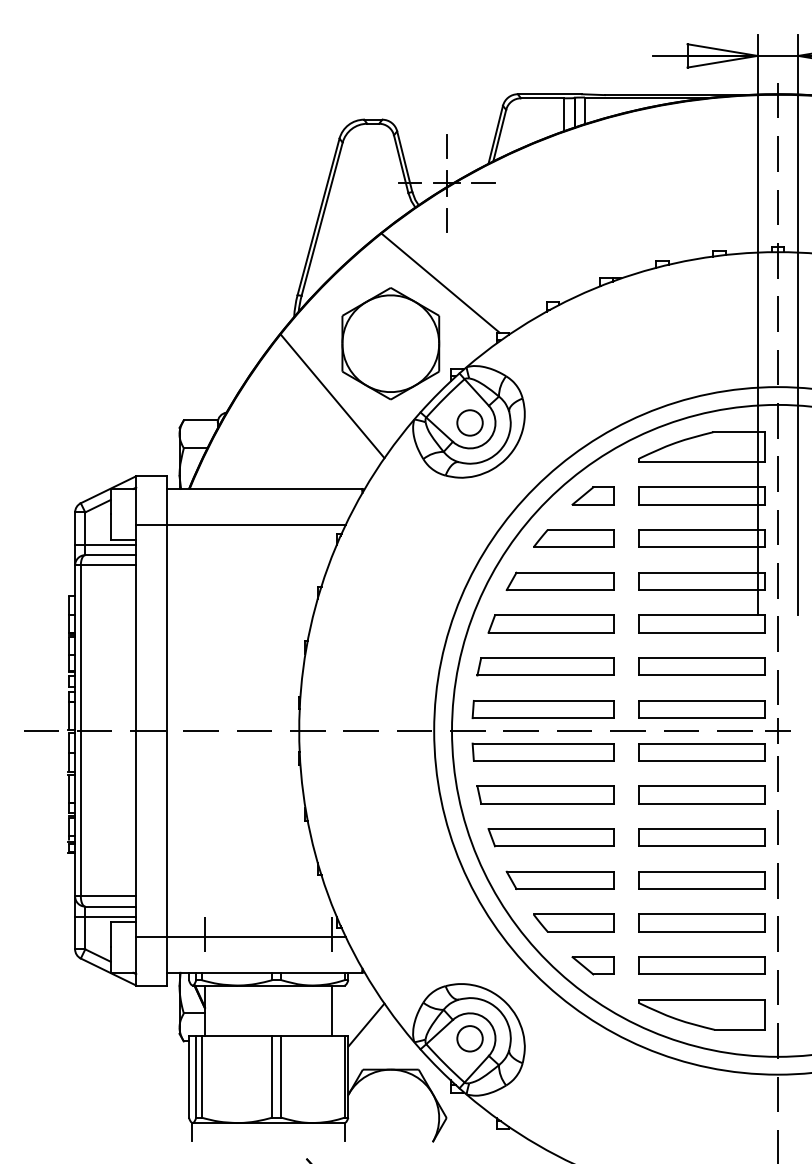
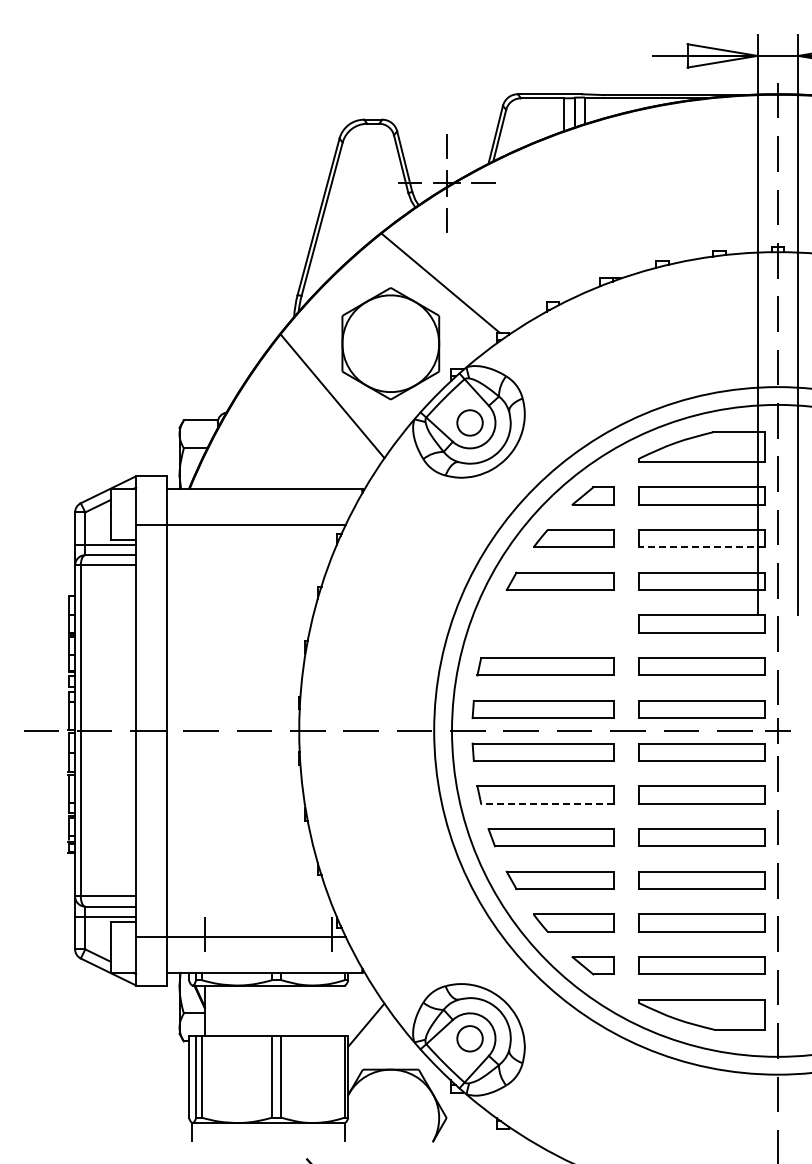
line: solid -> dashed (702, 547)
part: present -> none (550, 623)
line: solid -> dashed (547, 803)
line: present -> none (332, 1010)
